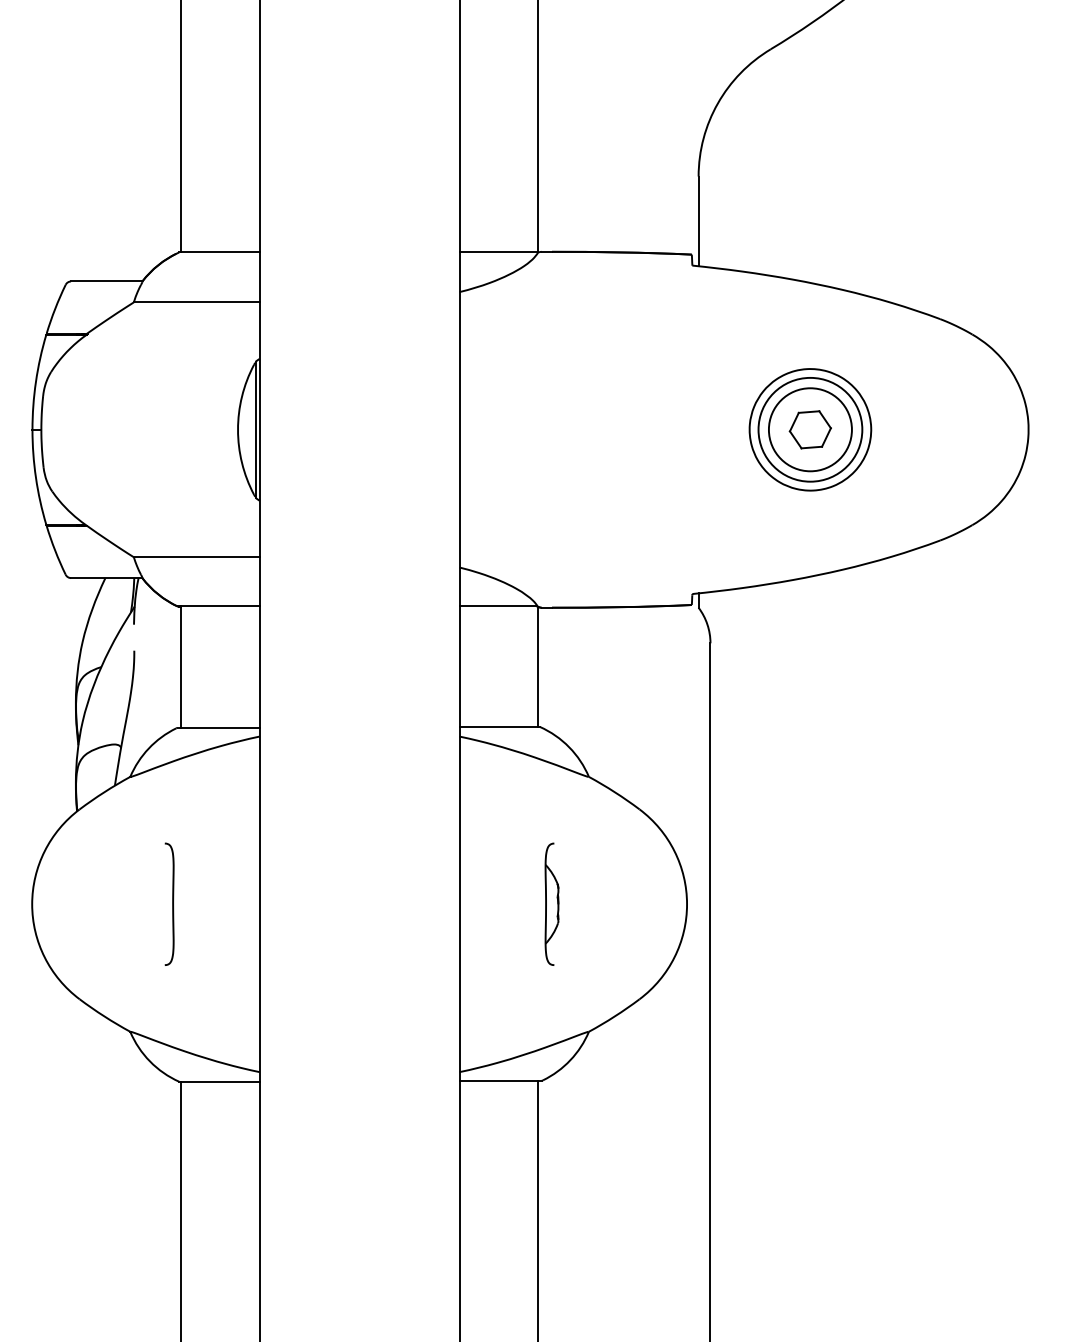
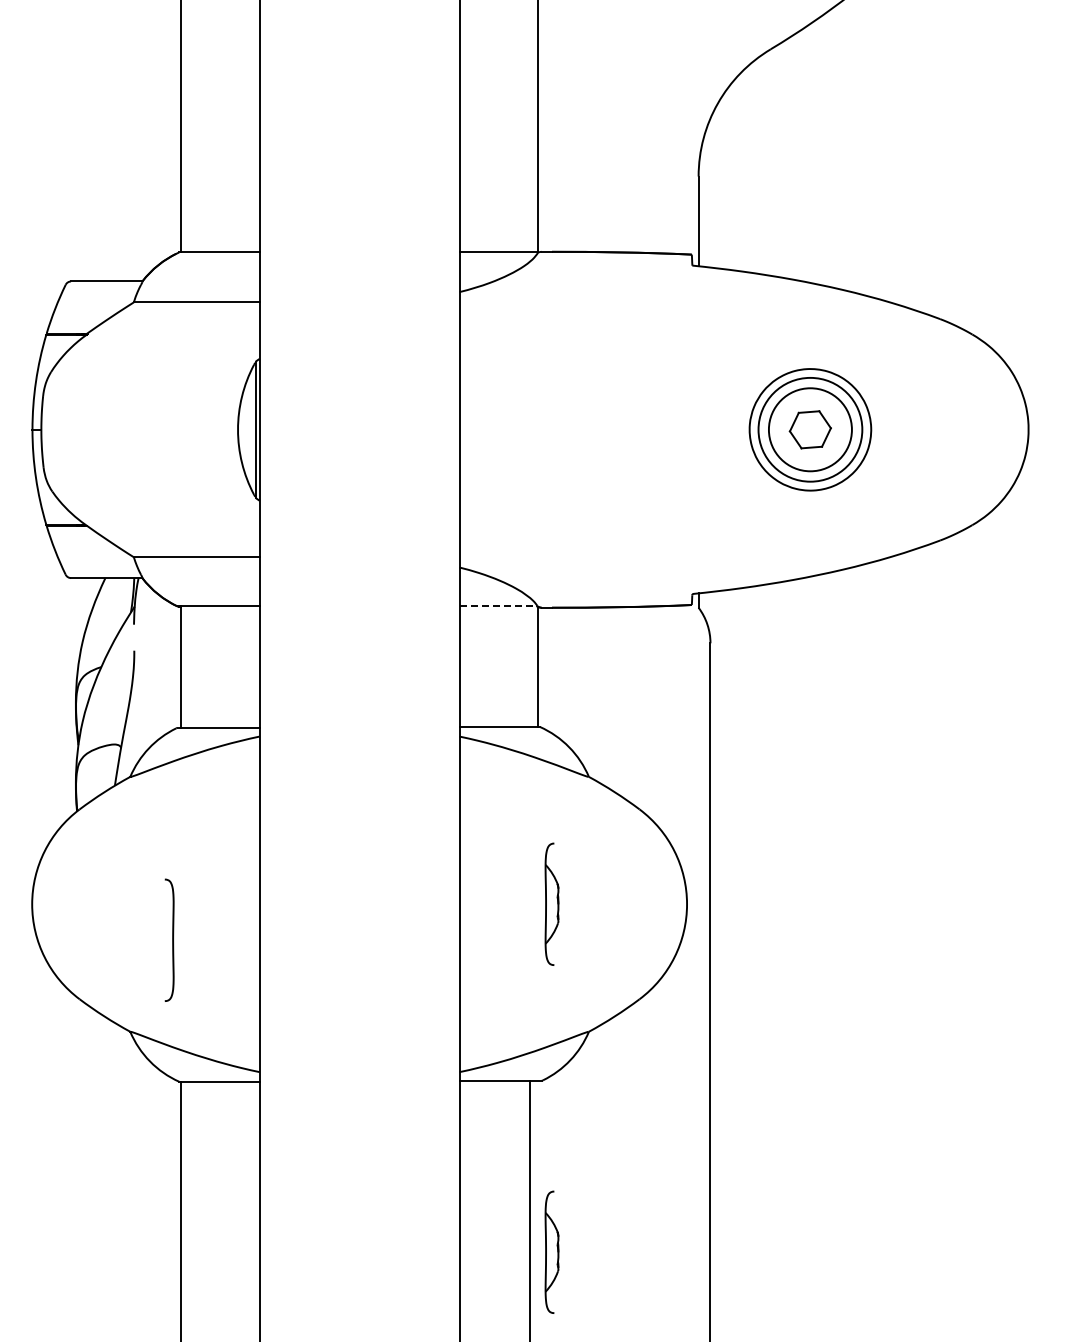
line: solid -> dashed (498, 606)
curve position: (172, 903) -> (172, 939) (172, 939)
line position: (538, 1209) -> (530, 1209) (530, 1209)
part: none -> present (551, 1251)
